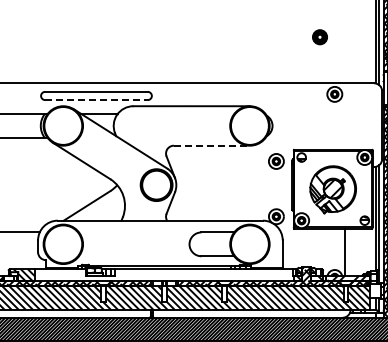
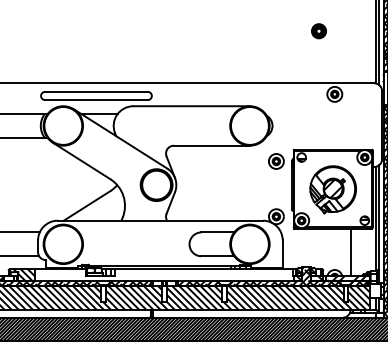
part position: (319, 37) -> (318, 31) (318, 31)
line: dashed -> solid (96, 100)
line: dashed -> solid (211, 145)
line position: (344, 251) -> (350, 251) (350, 251)
line: none -> present (20, 256)
